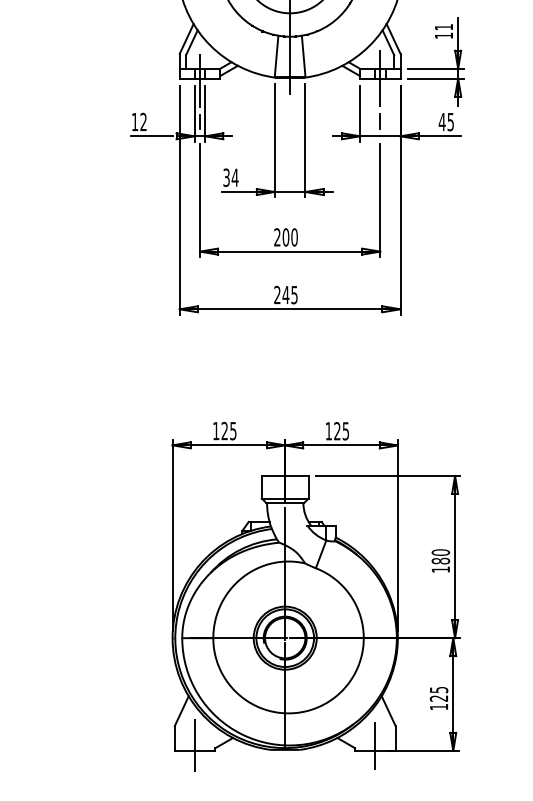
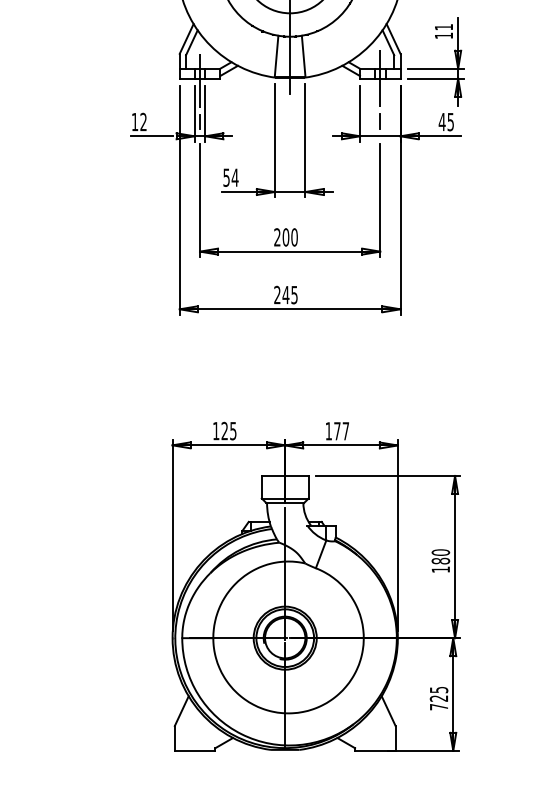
text: 34 -> 54 (226, 176)
text: 125 -> 177 (341, 431)
text: 125 -> 725 (438, 707)
line: present -> none (195, 745)
line: present -> none (375, 745)
